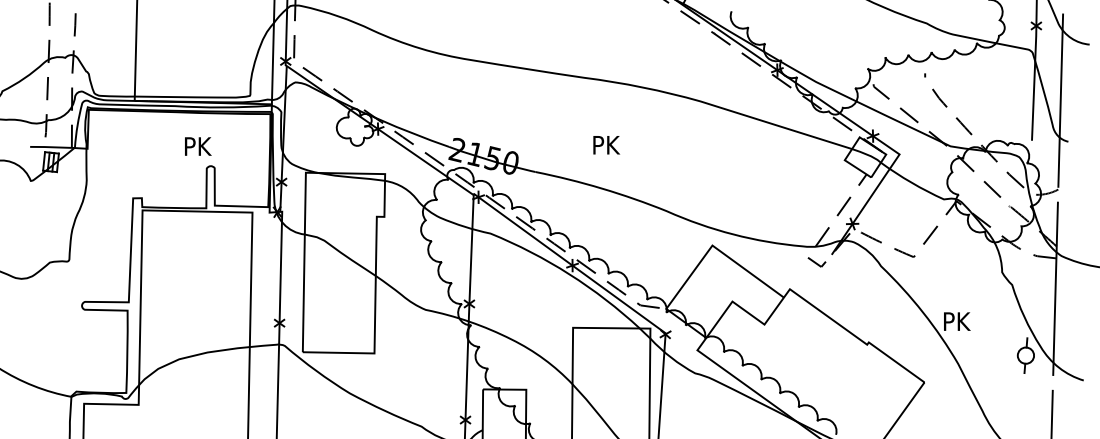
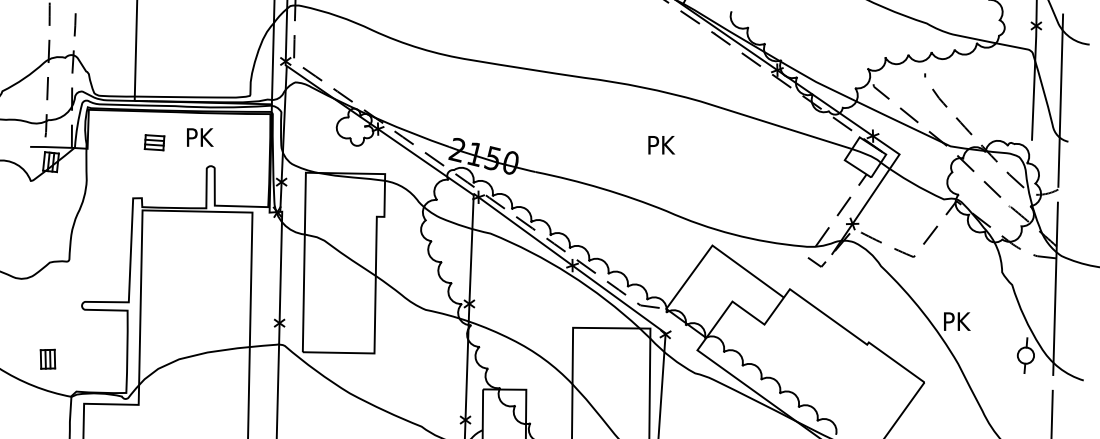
part: none -> present (154, 142)
text position: (606, 145) -> (661, 145) (661, 145)
text position: (198, 146) -> (200, 137) (200, 137)
part: none -> present (47, 358)
